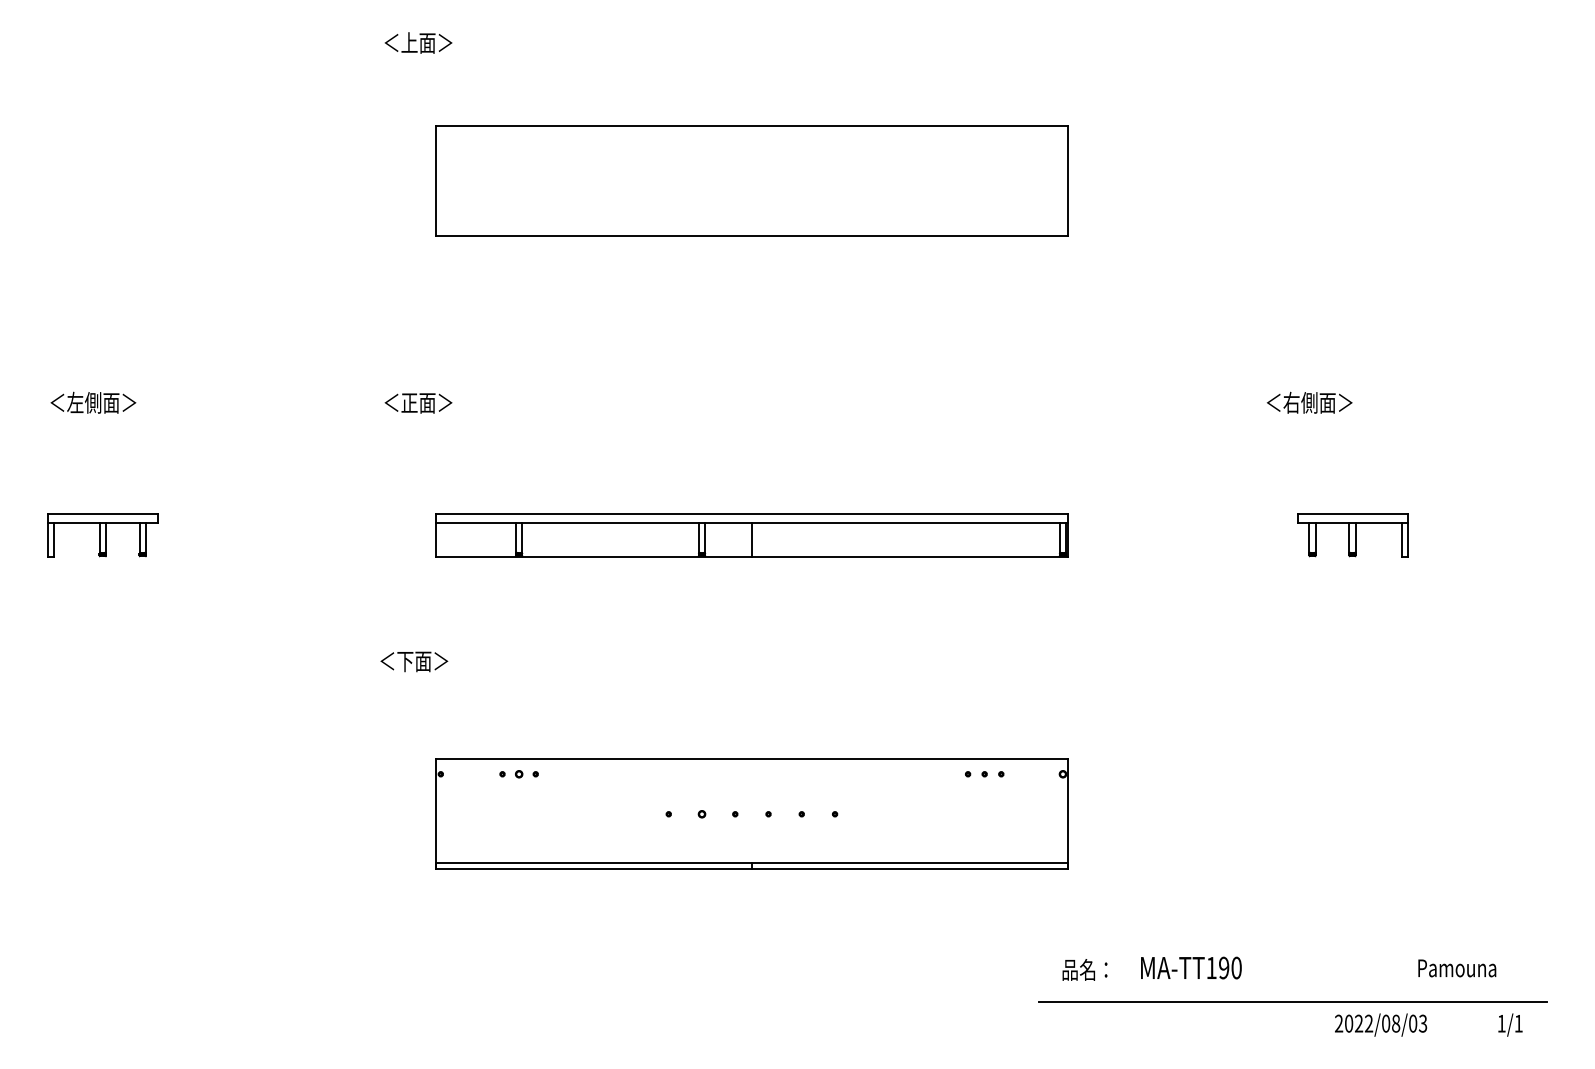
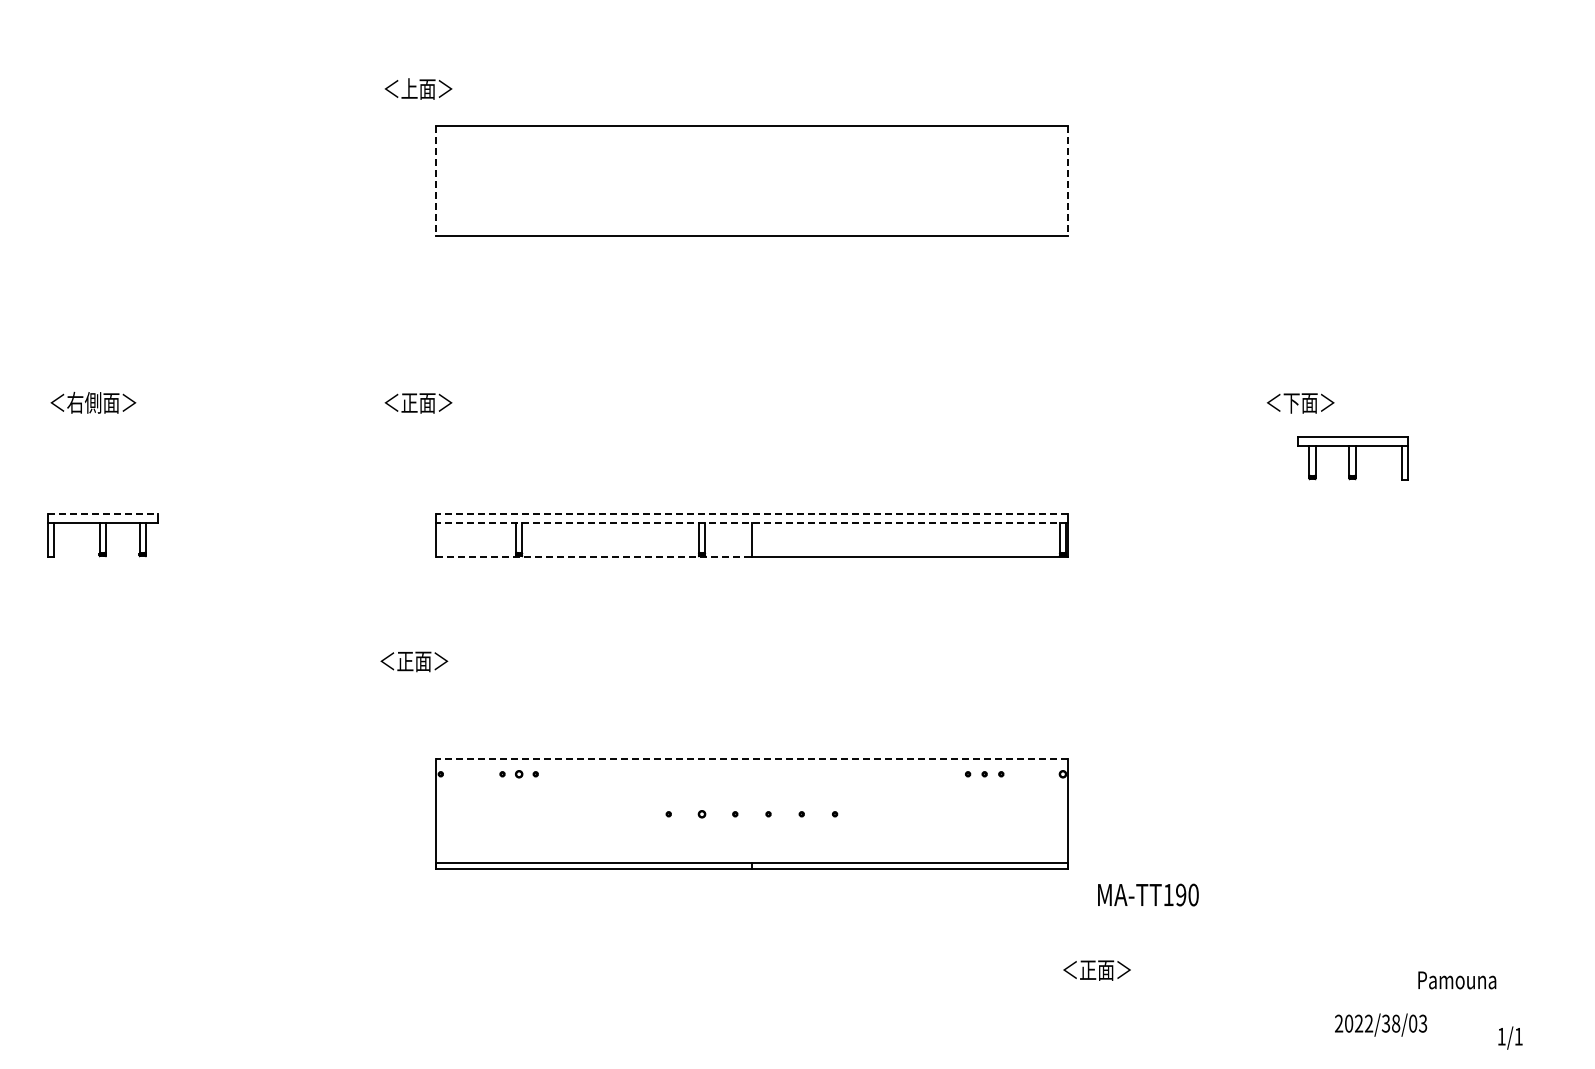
text position: (418, 42) -> (418, 88) (418, 88)
line: solid -> dashed (435, 181)
line: solid -> dashed (1067, 181)
text: ＜左側面＞ -> ＜右側面＞ (75, 402)
text: ＜右側面＞ -> ＜下面＞ (1317, 402)
line: solid -> dashed (102, 513)
line: solid -> dashed (751, 513)
line: solid -> dashed (751, 522)
part position: (1352, 535) -> (1352, 458) (1352, 458)
line: solid -> dashed (594, 556)
text: ＜下面＞ -> ＜正面＞ (405, 662)
line: solid -> dashed (751, 759)
text position: (1191, 967) -> (1148, 894) (1148, 894)
text position: (1457, 968) -> (1457, 980) (1457, 980)
text: 品名： -> ＜正面＞ (1096, 969)
line: present -> none (1293, 1001)
text: 2022/08/03 -> 2022/38/03 (1385, 1023)
text position: (1510, 1024) -> (1510, 1037) (1510, 1037)
